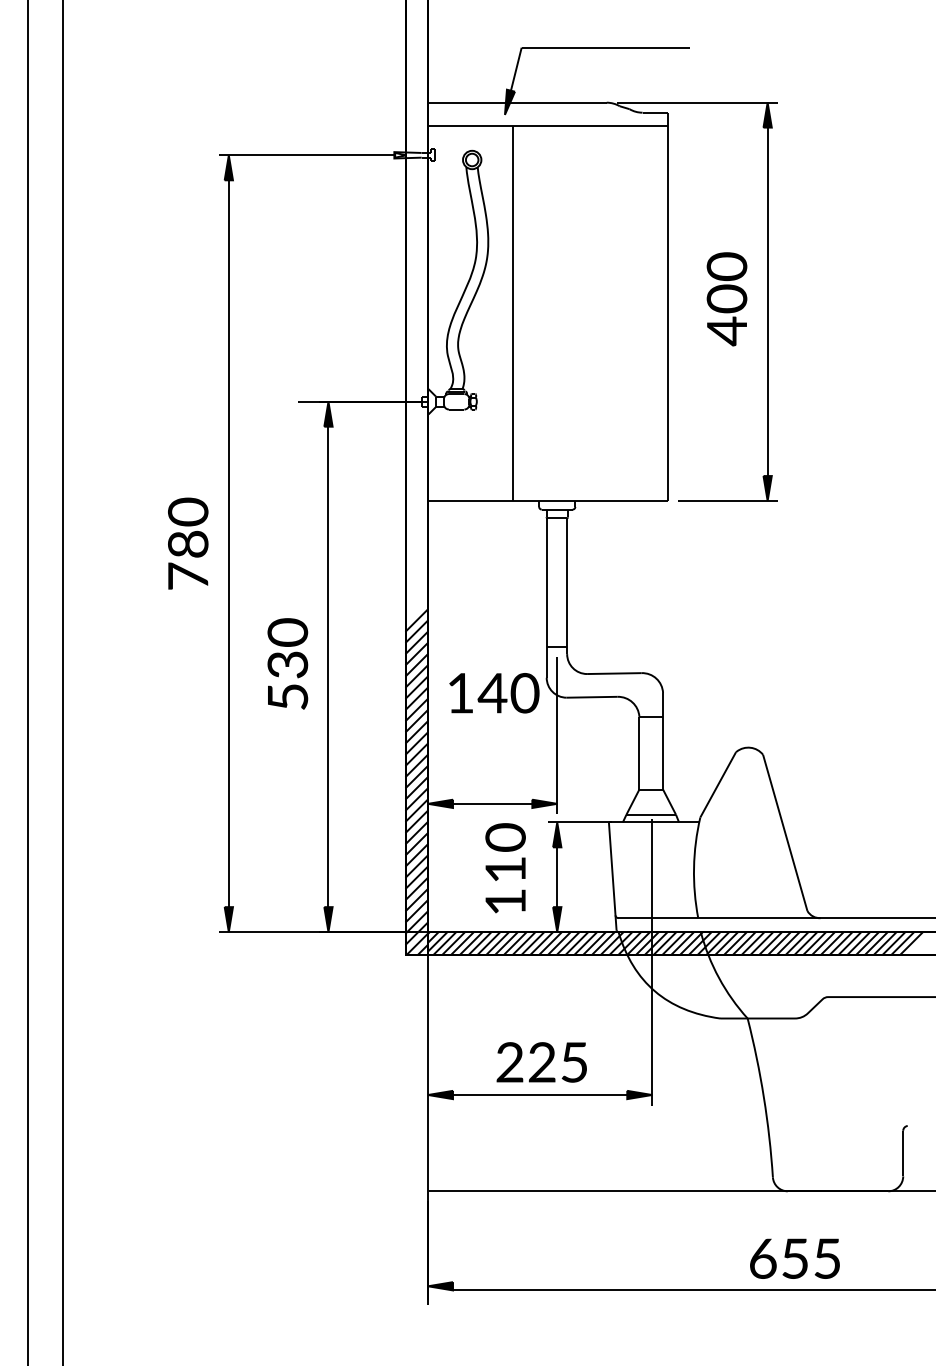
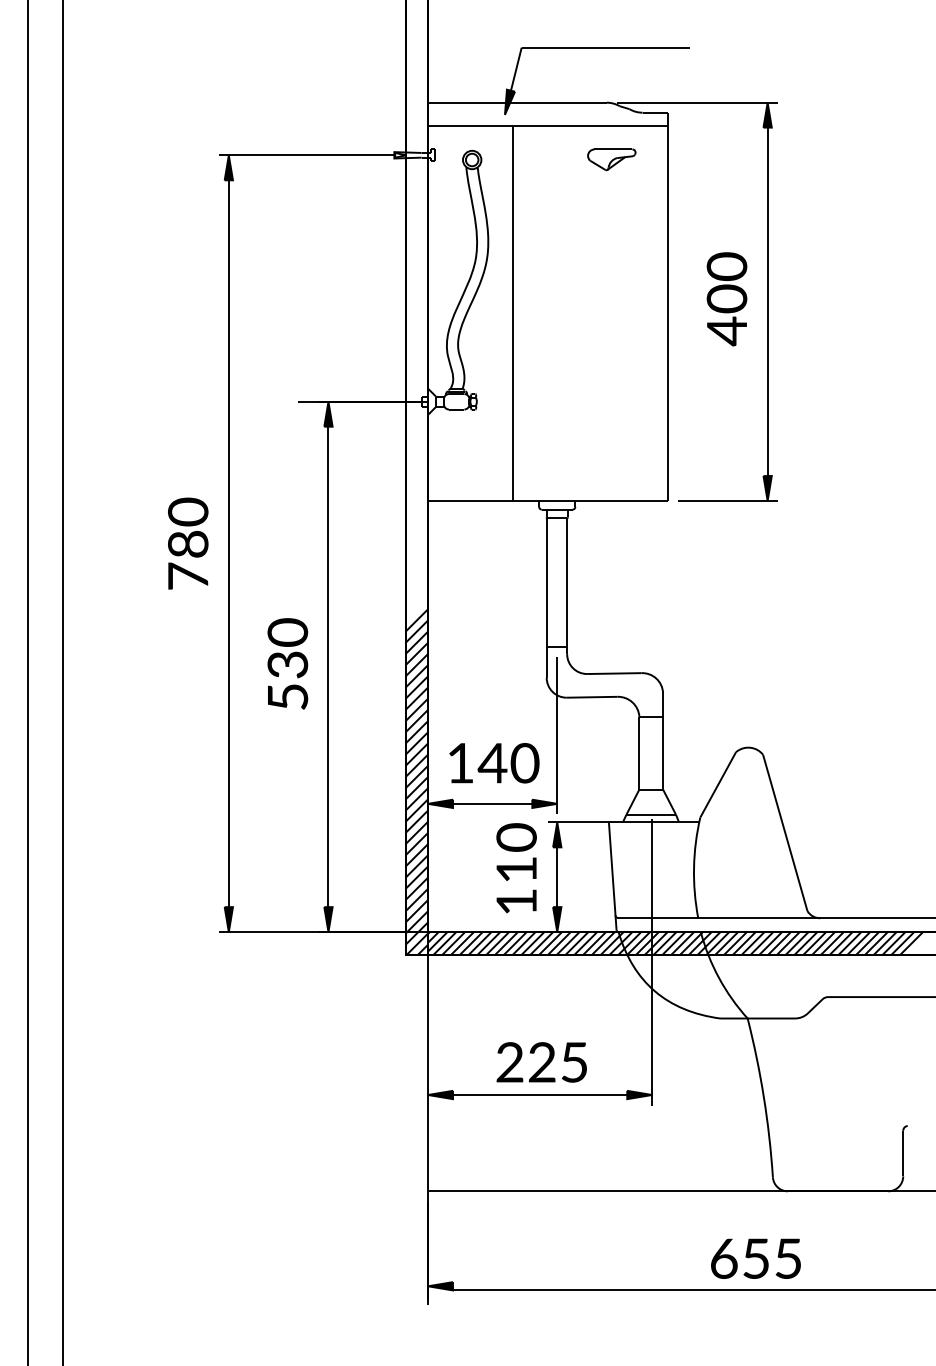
part: none -> present (611, 159)
text position: (494, 693) -> (494, 763) (494, 763)
text position: (505, 868) -> (516, 868) (516, 868)
text position: (794, 1258) -> (755, 1258) (755, 1258)
